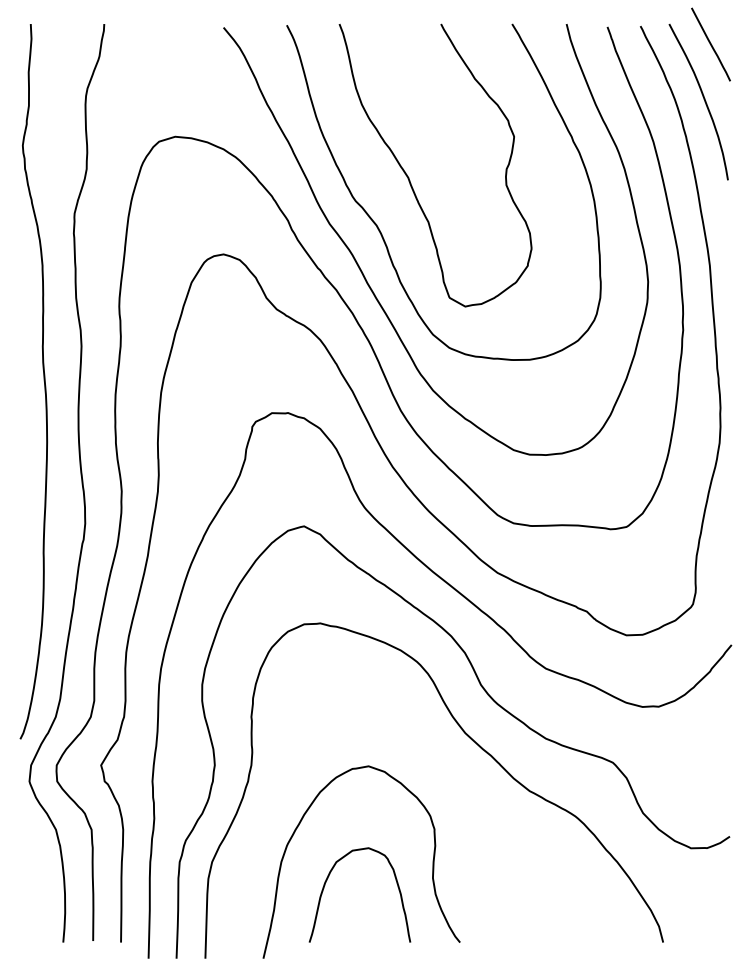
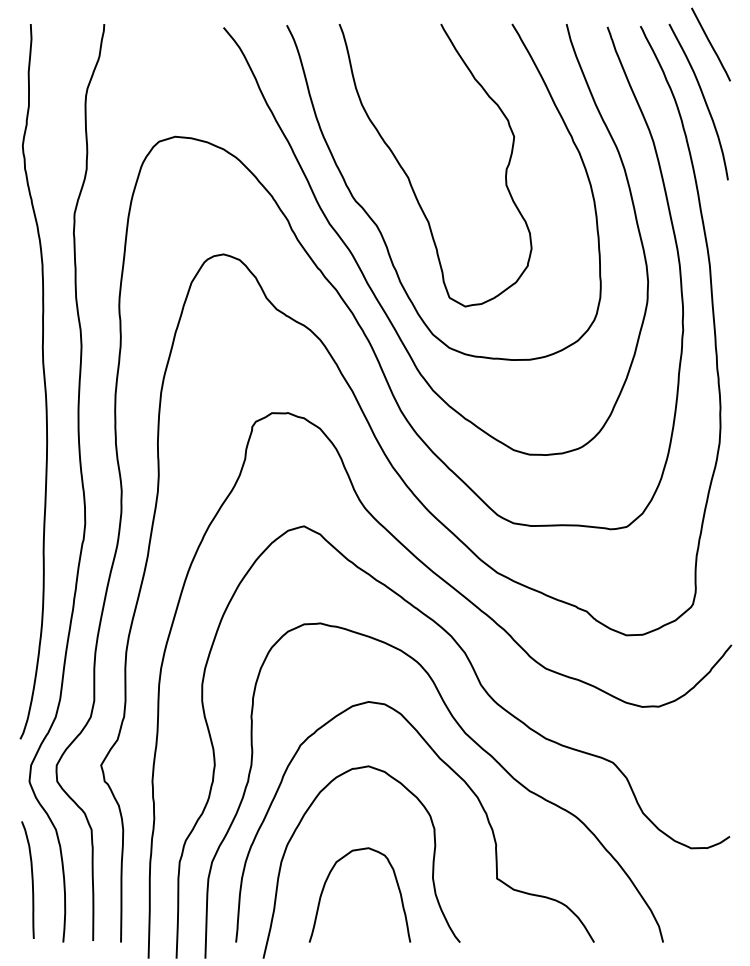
curve: none -> present (456, 775)
curve: none -> present (31, 879)
